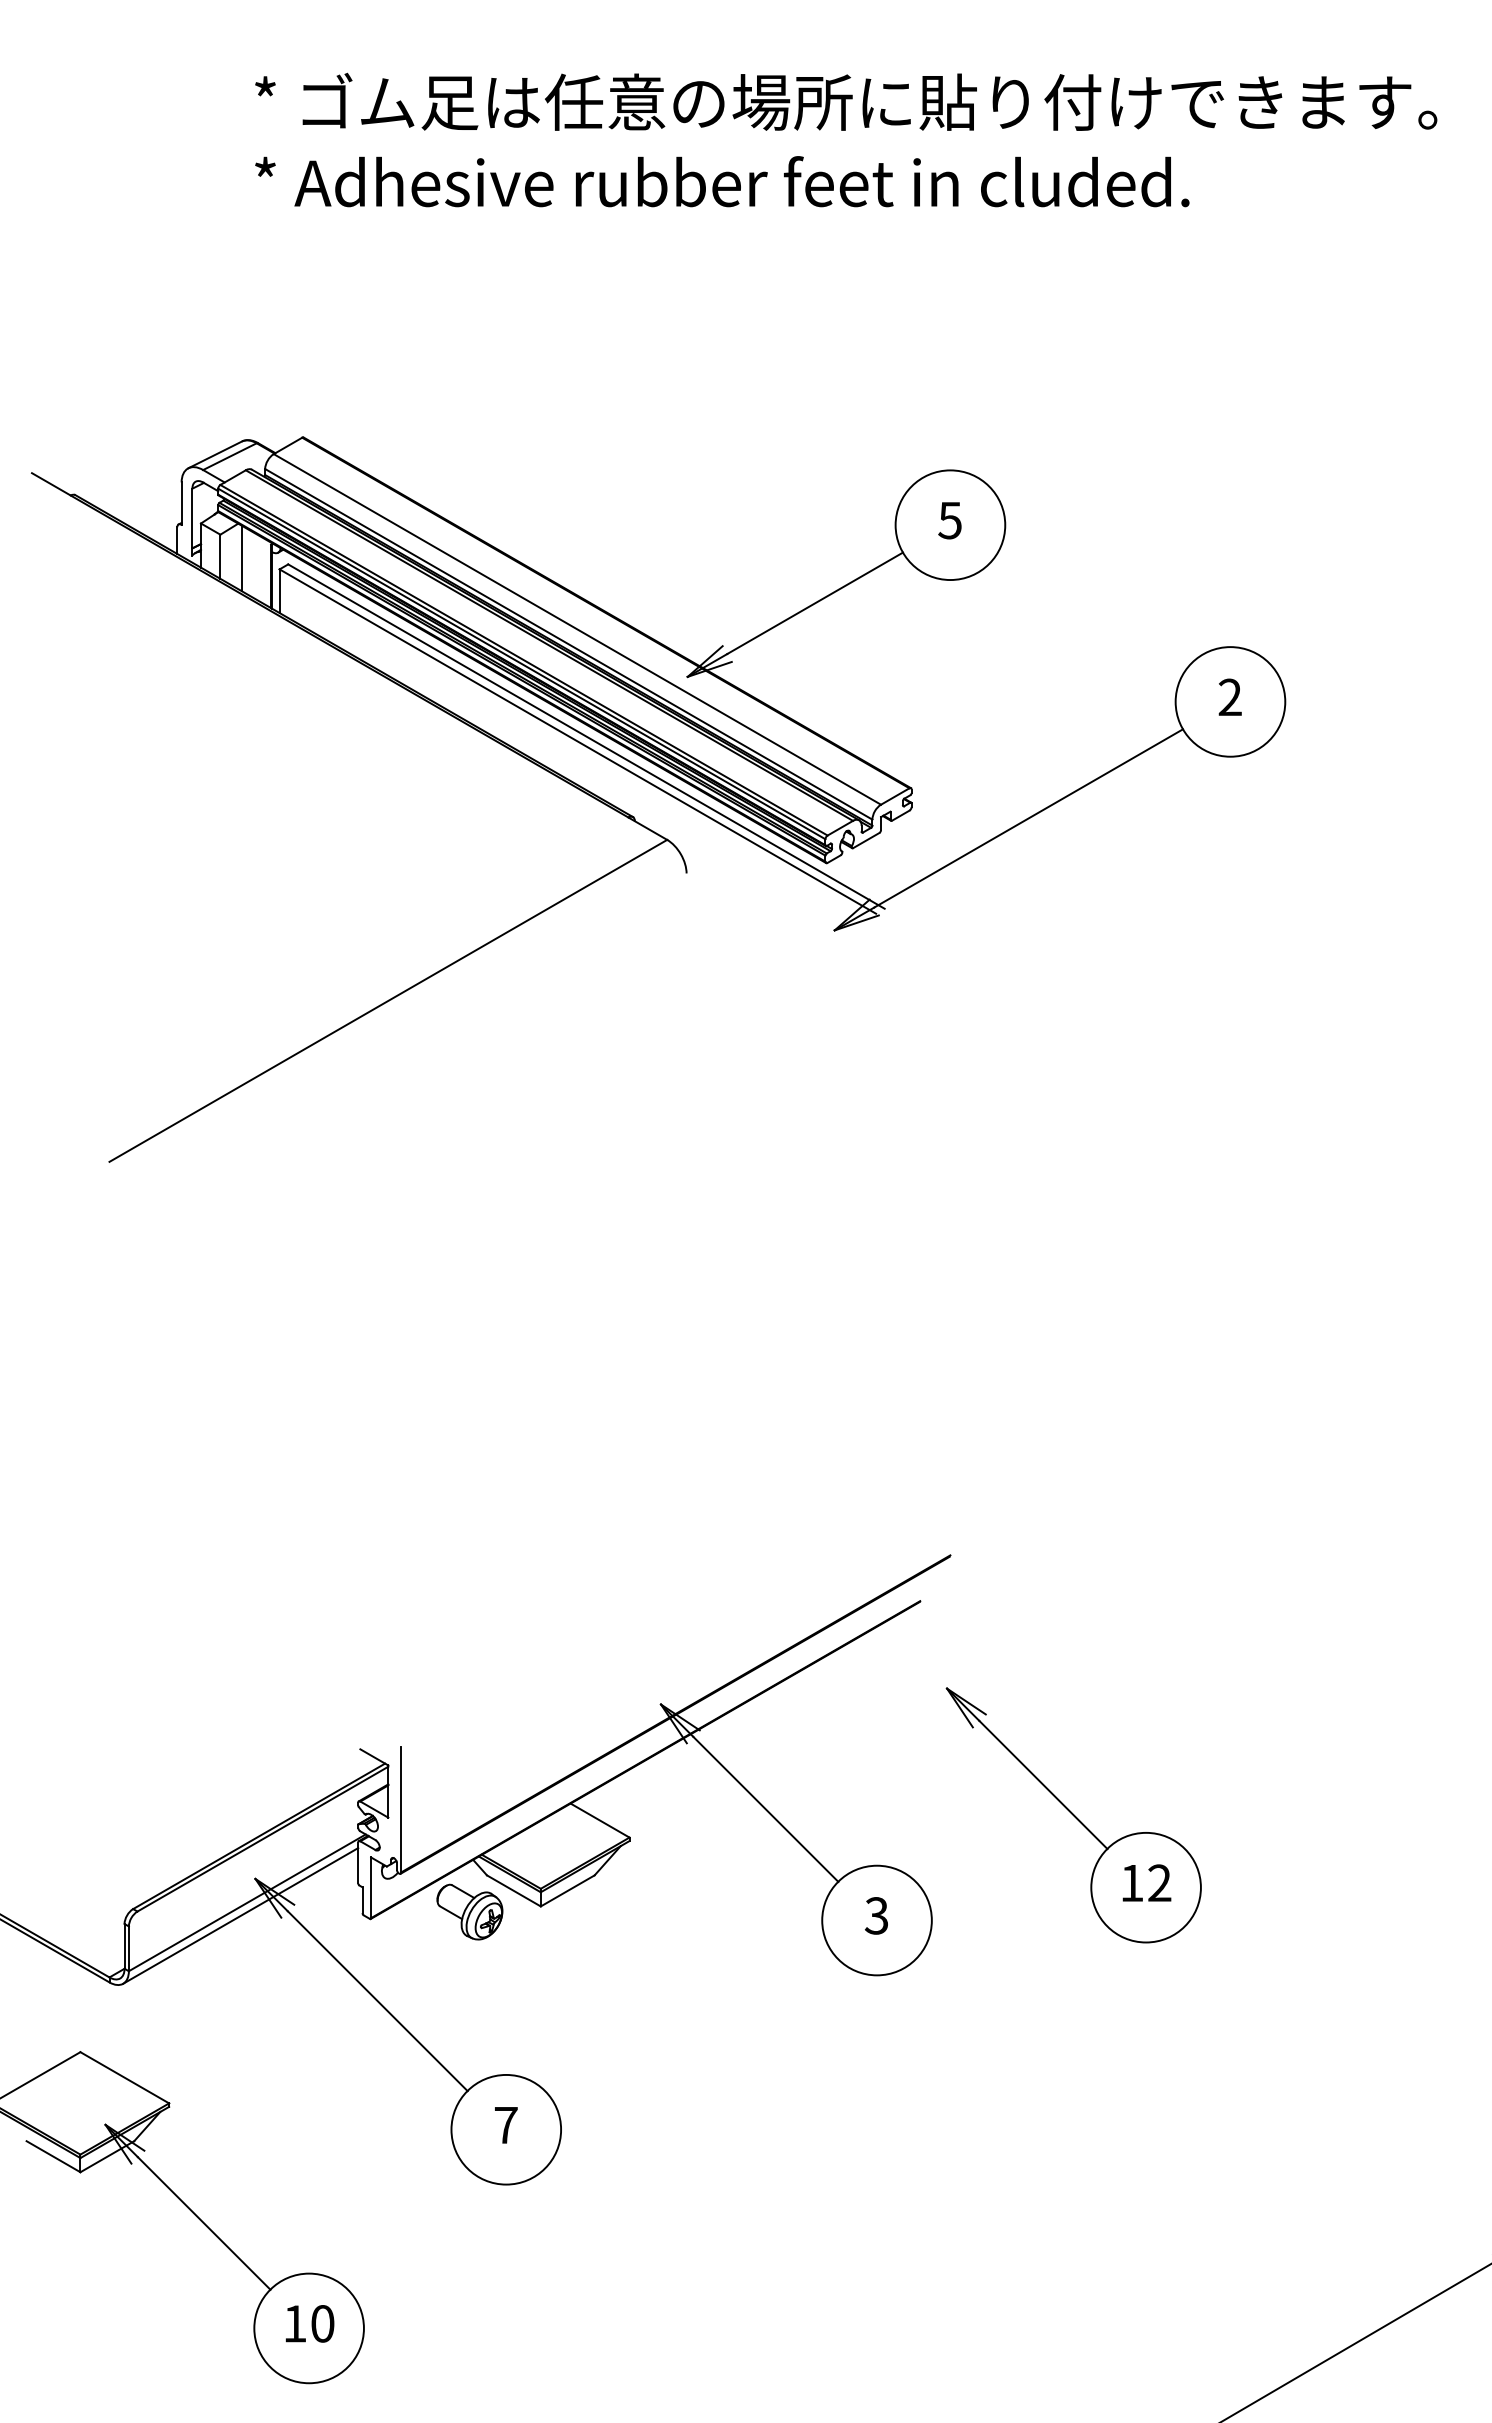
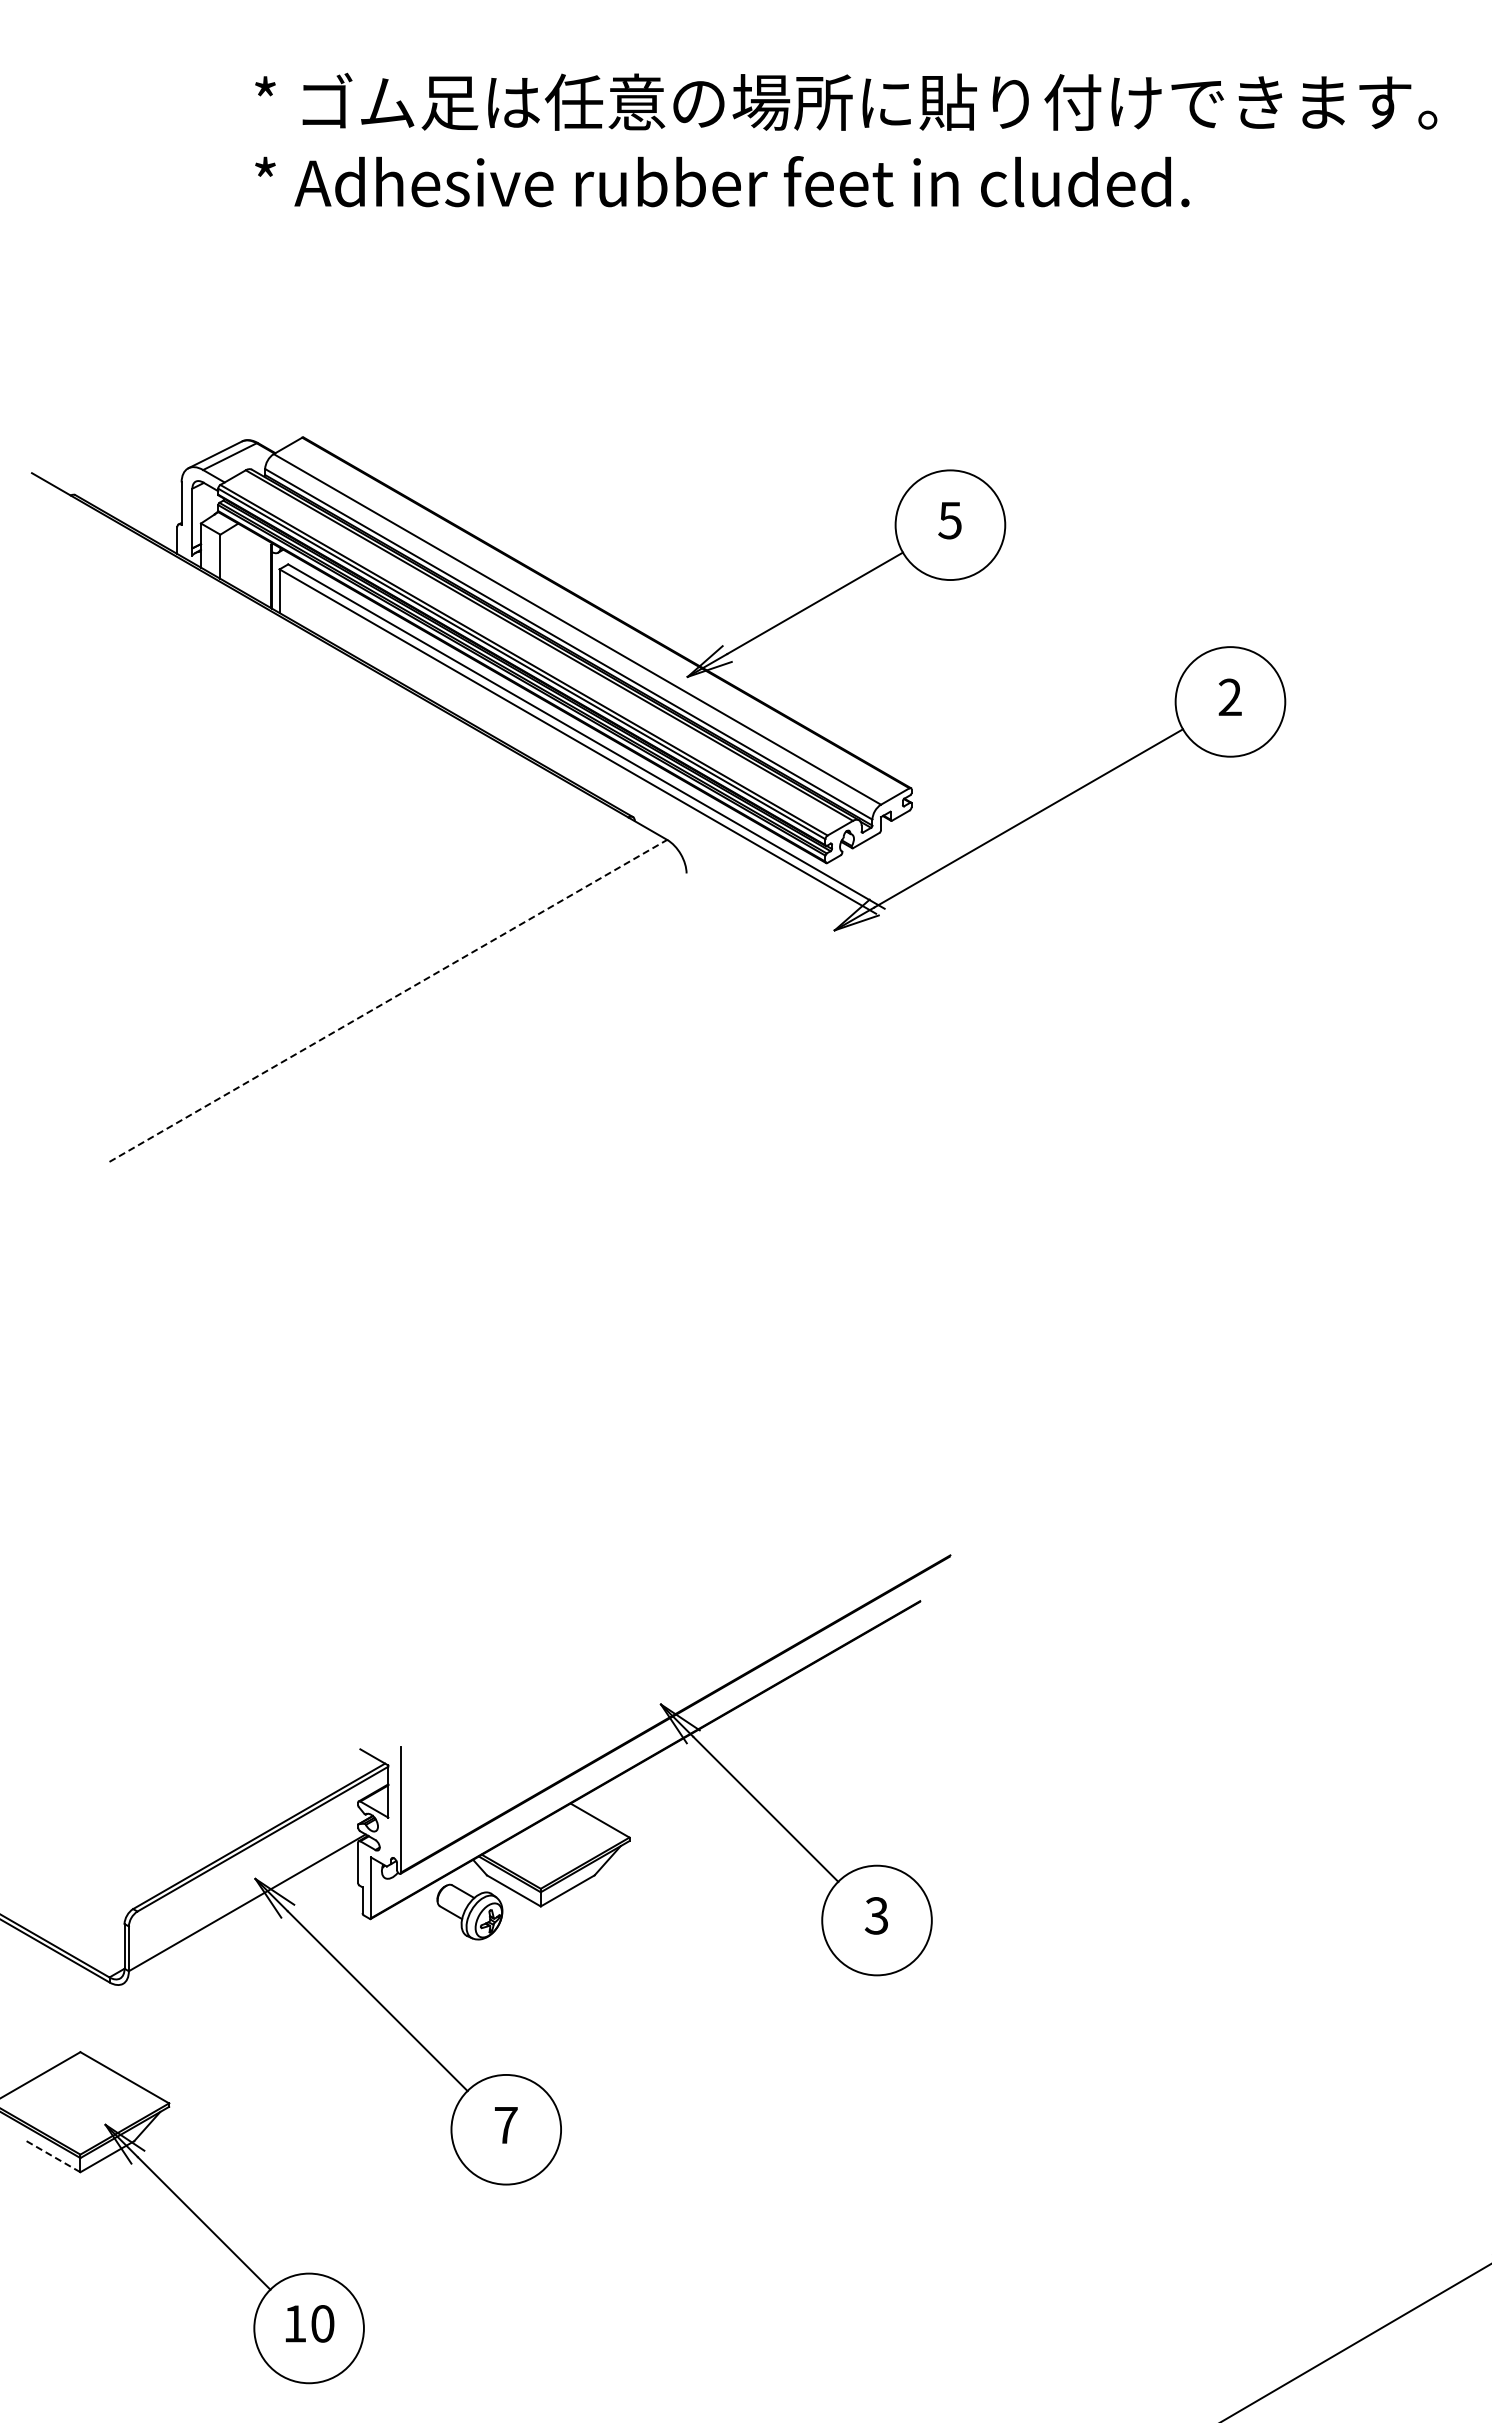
line: present -> none (241, 558)
line: solid -> dashed (388, 1000)
part: present -> none (1073, 1815)
line: present -> none (240, 1915)
line: solid -> dashed (53, 2156)
